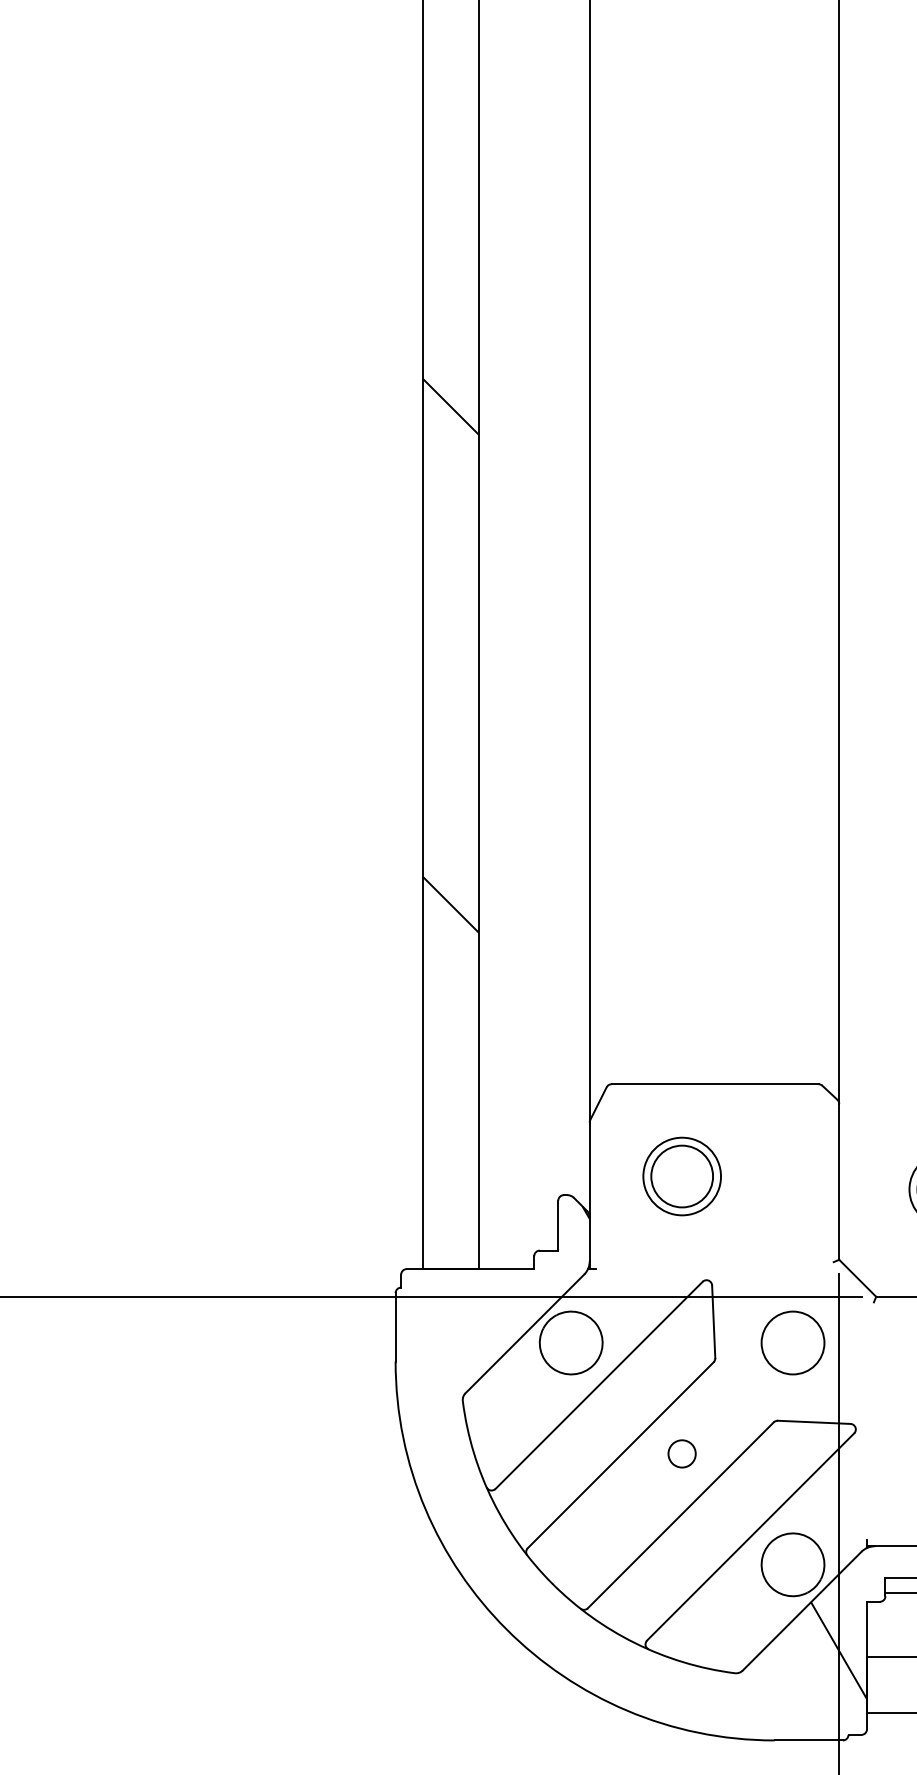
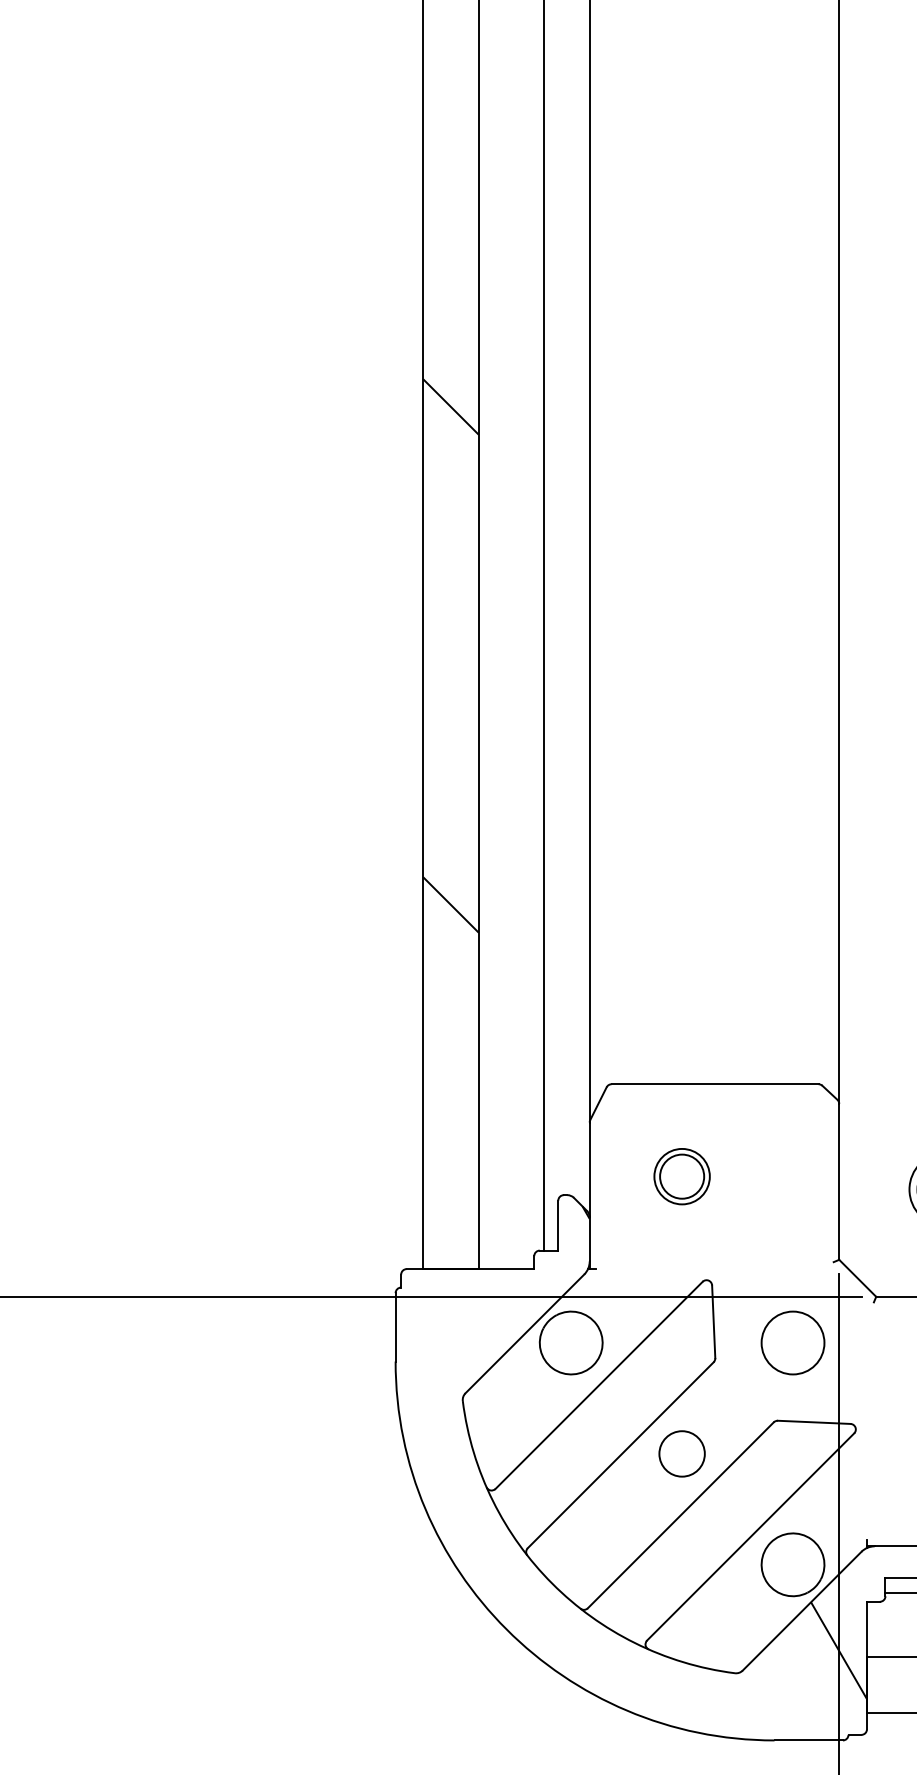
line: none -> present (543, 626)
part size: 80x81 px -> 58x58 px (681, 1176)
circle diameter: 27 px -> 45 px (681, 1453)
